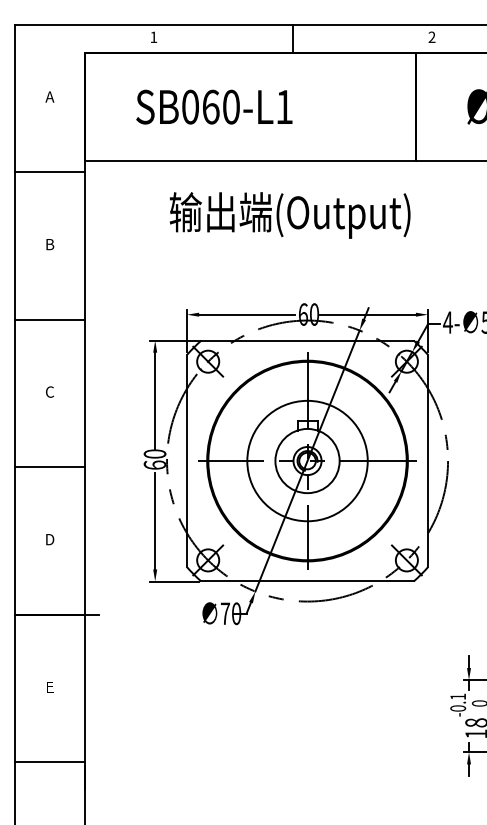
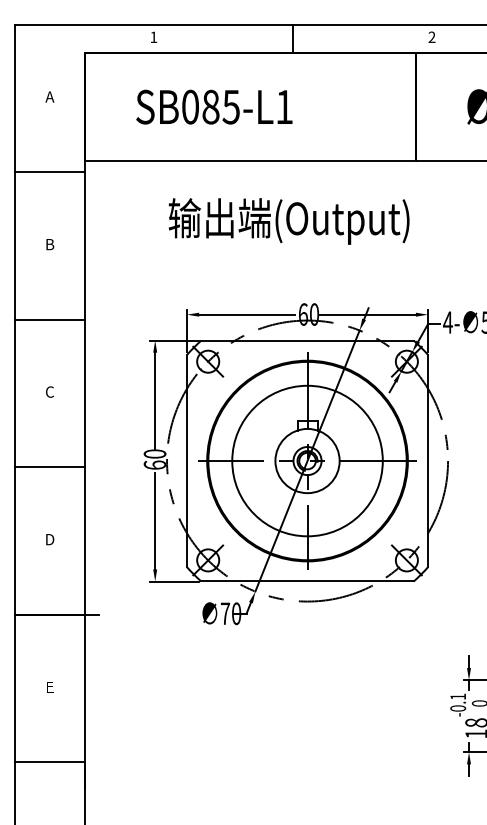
text: SB060-L1 -> SB085-L1 (220, 106)
text position: (289, 215) -> (288, 221) (288, 221)
circle diameter: 120 px -> 151 px (307, 460)
